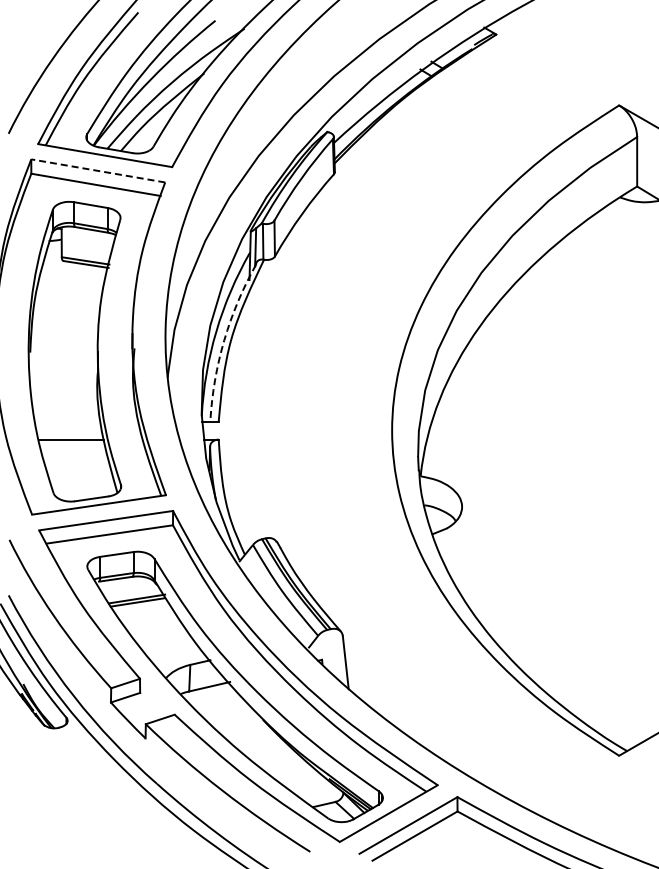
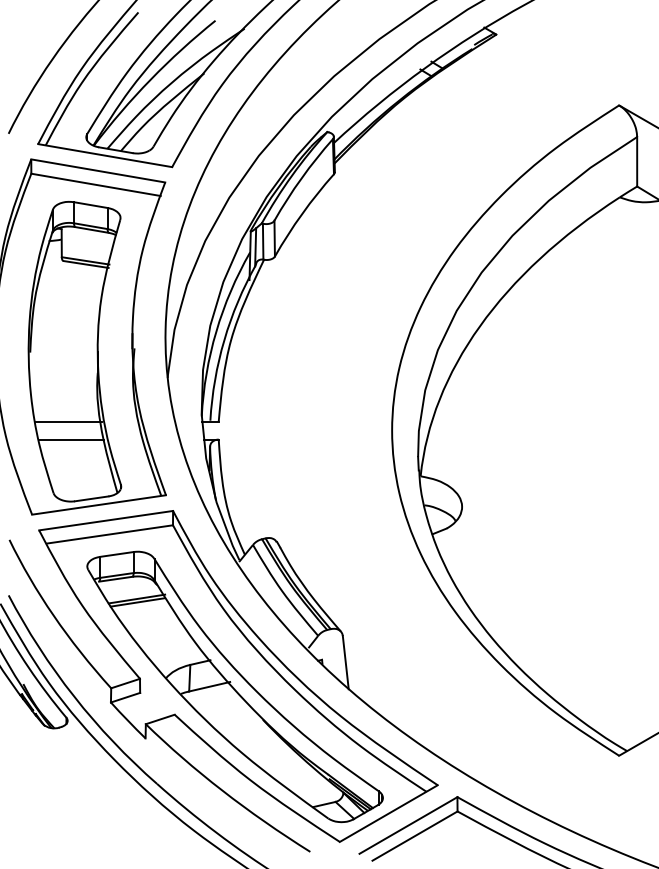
line: dashed -> solid (98, 170)
arc: dashed -> solid (224, 340)
line: none -> present (68, 421)
